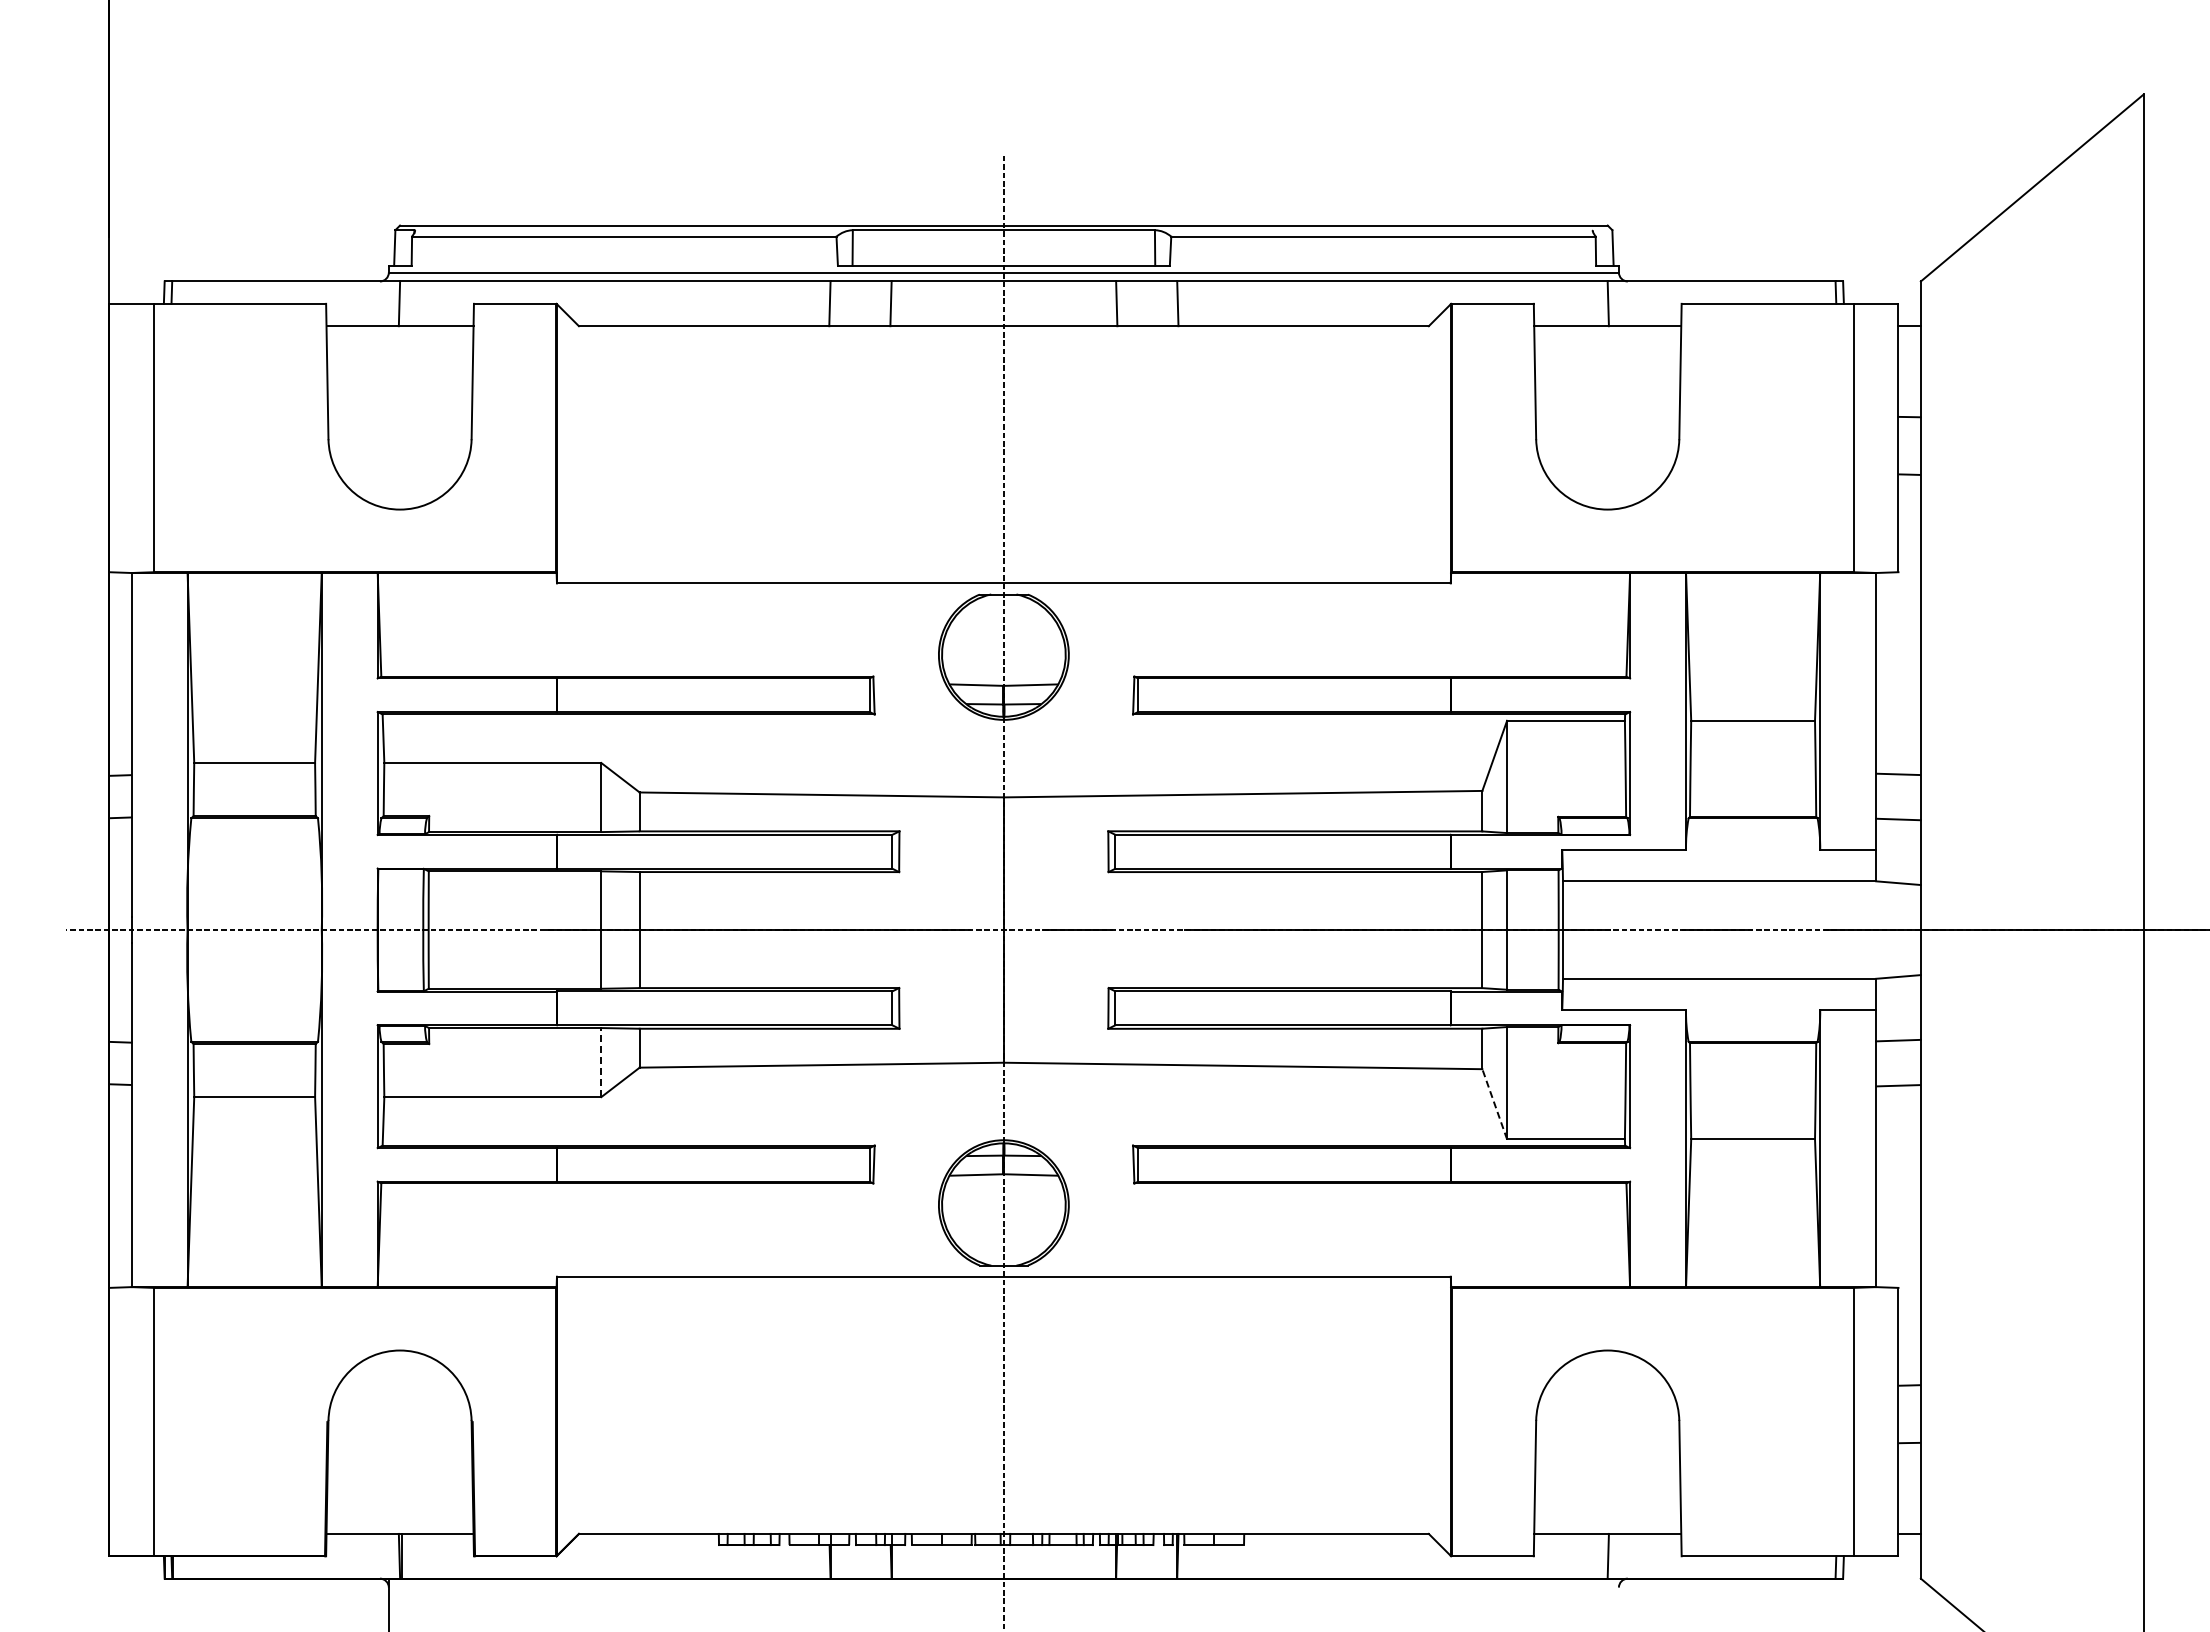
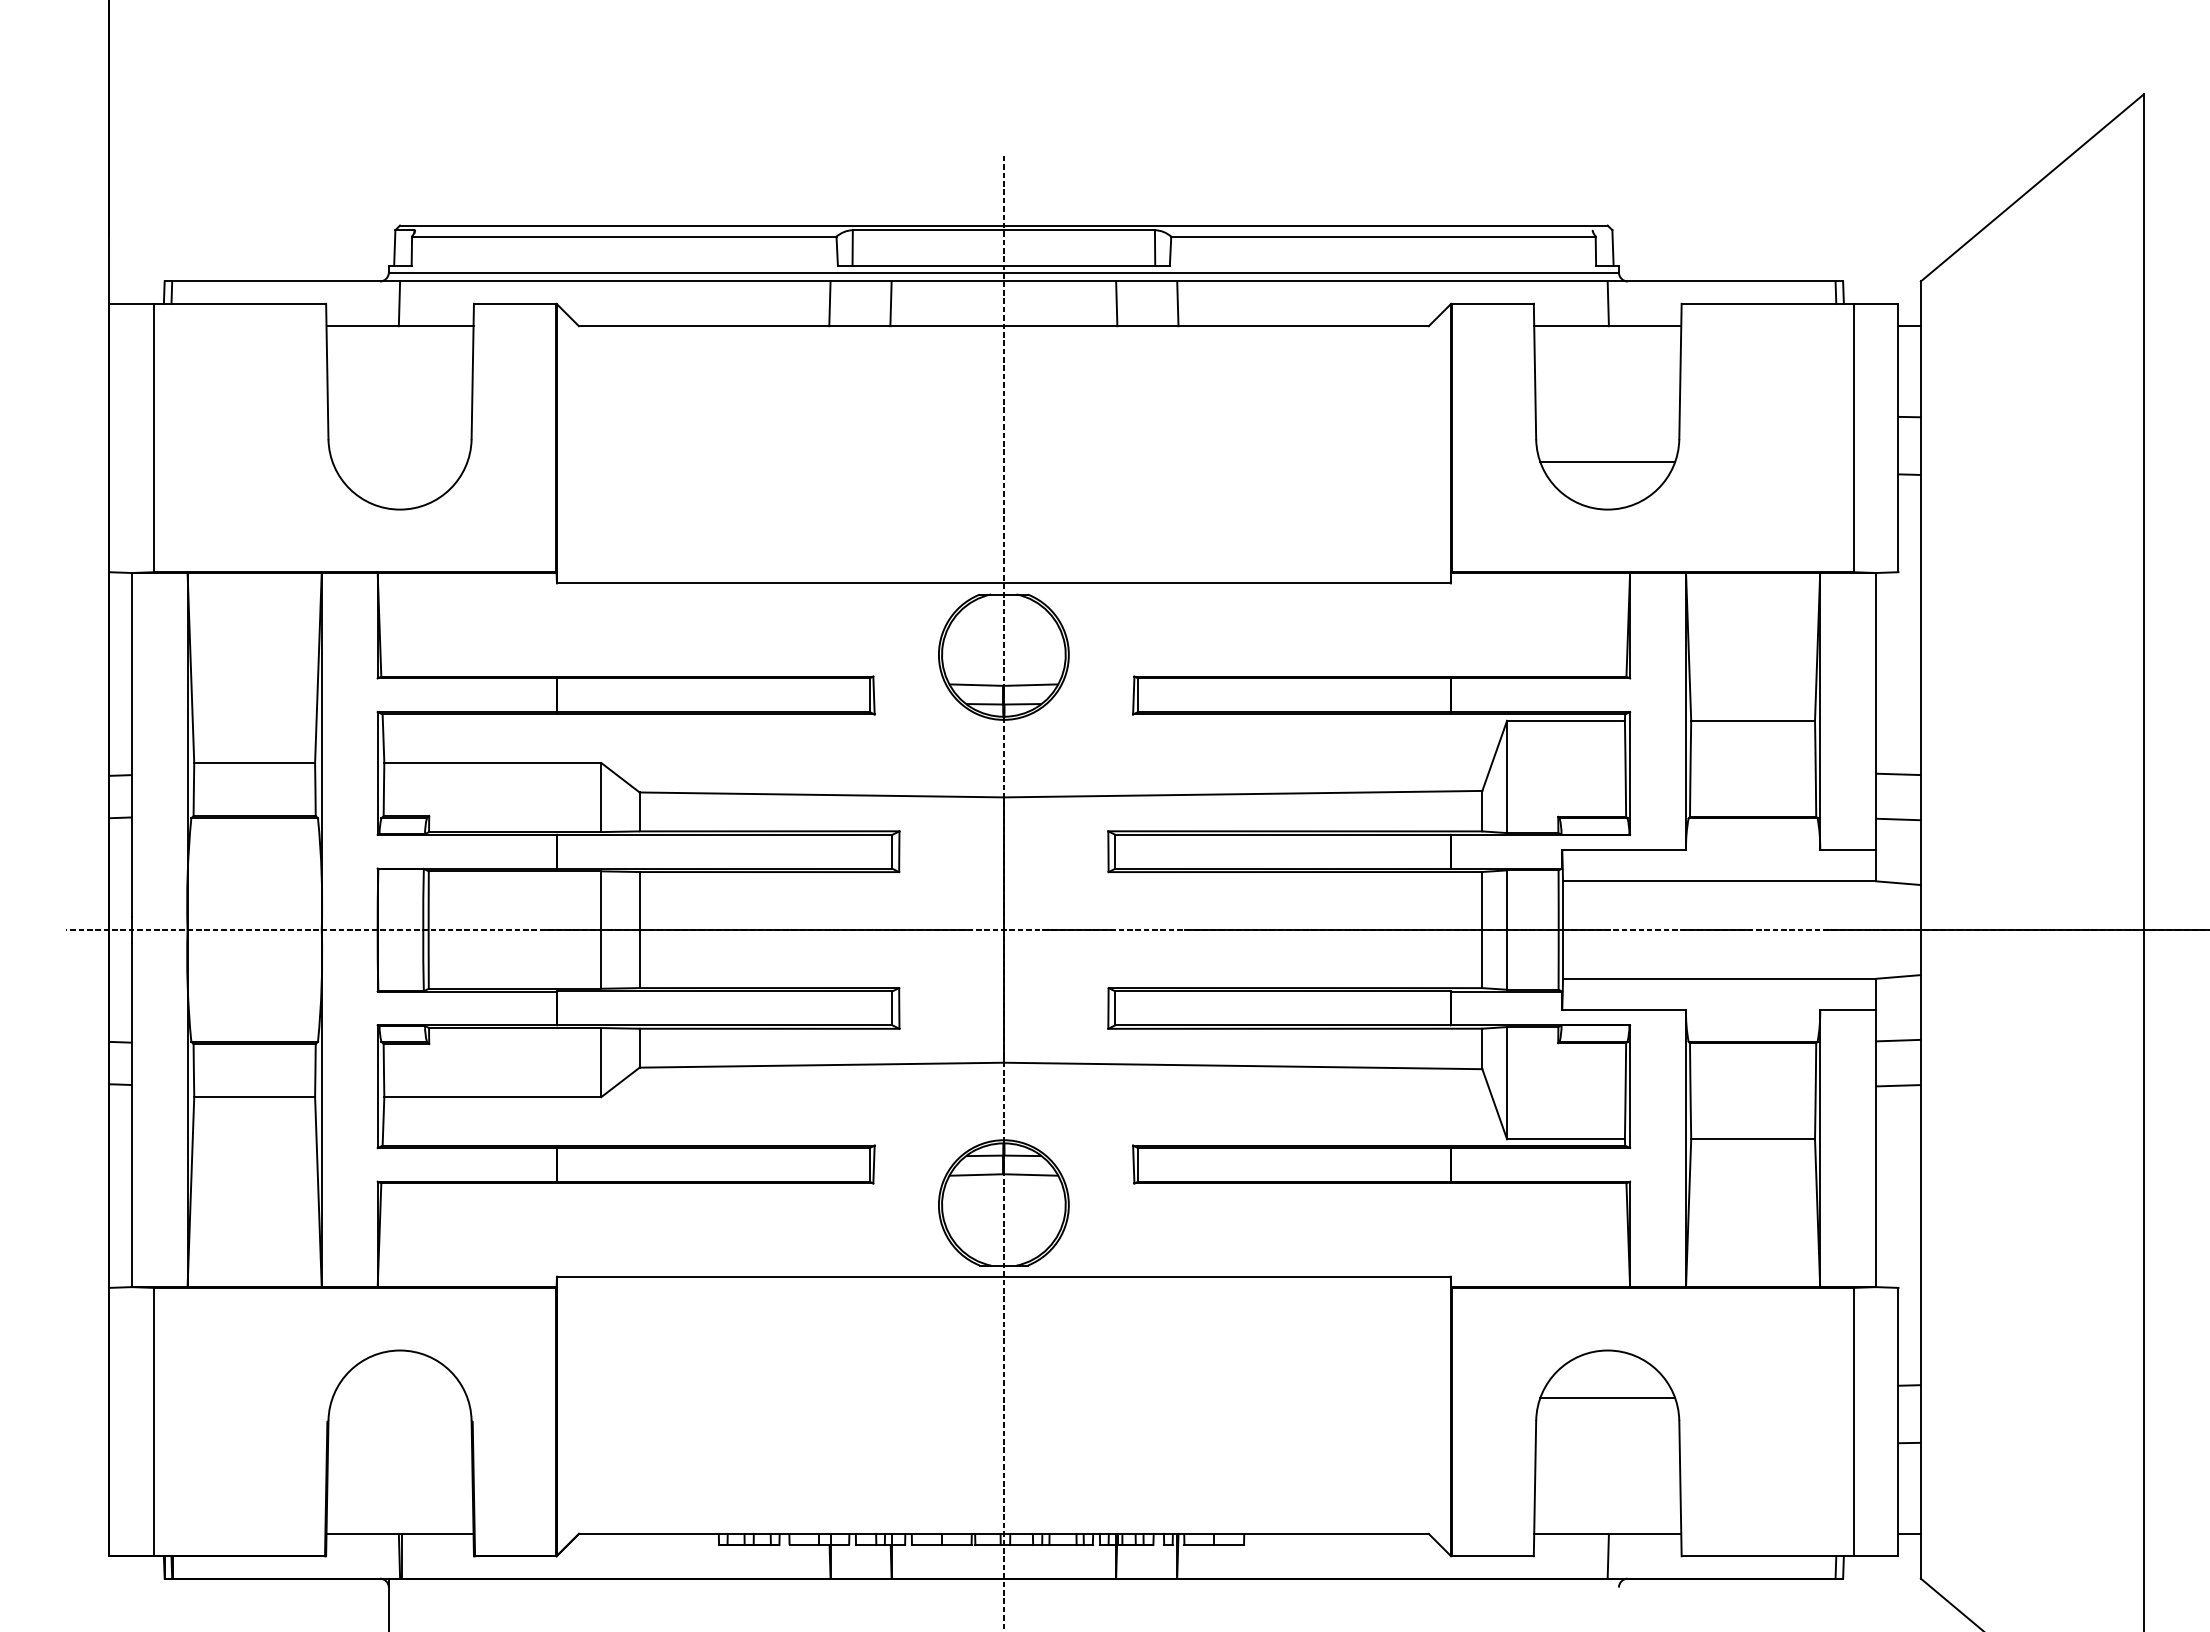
line: none -> present (1607, 461)
line: dashed -> solid (601, 1062)
line: dashed -> solid (1494, 1103)
line: none -> present (1607, 1398)
